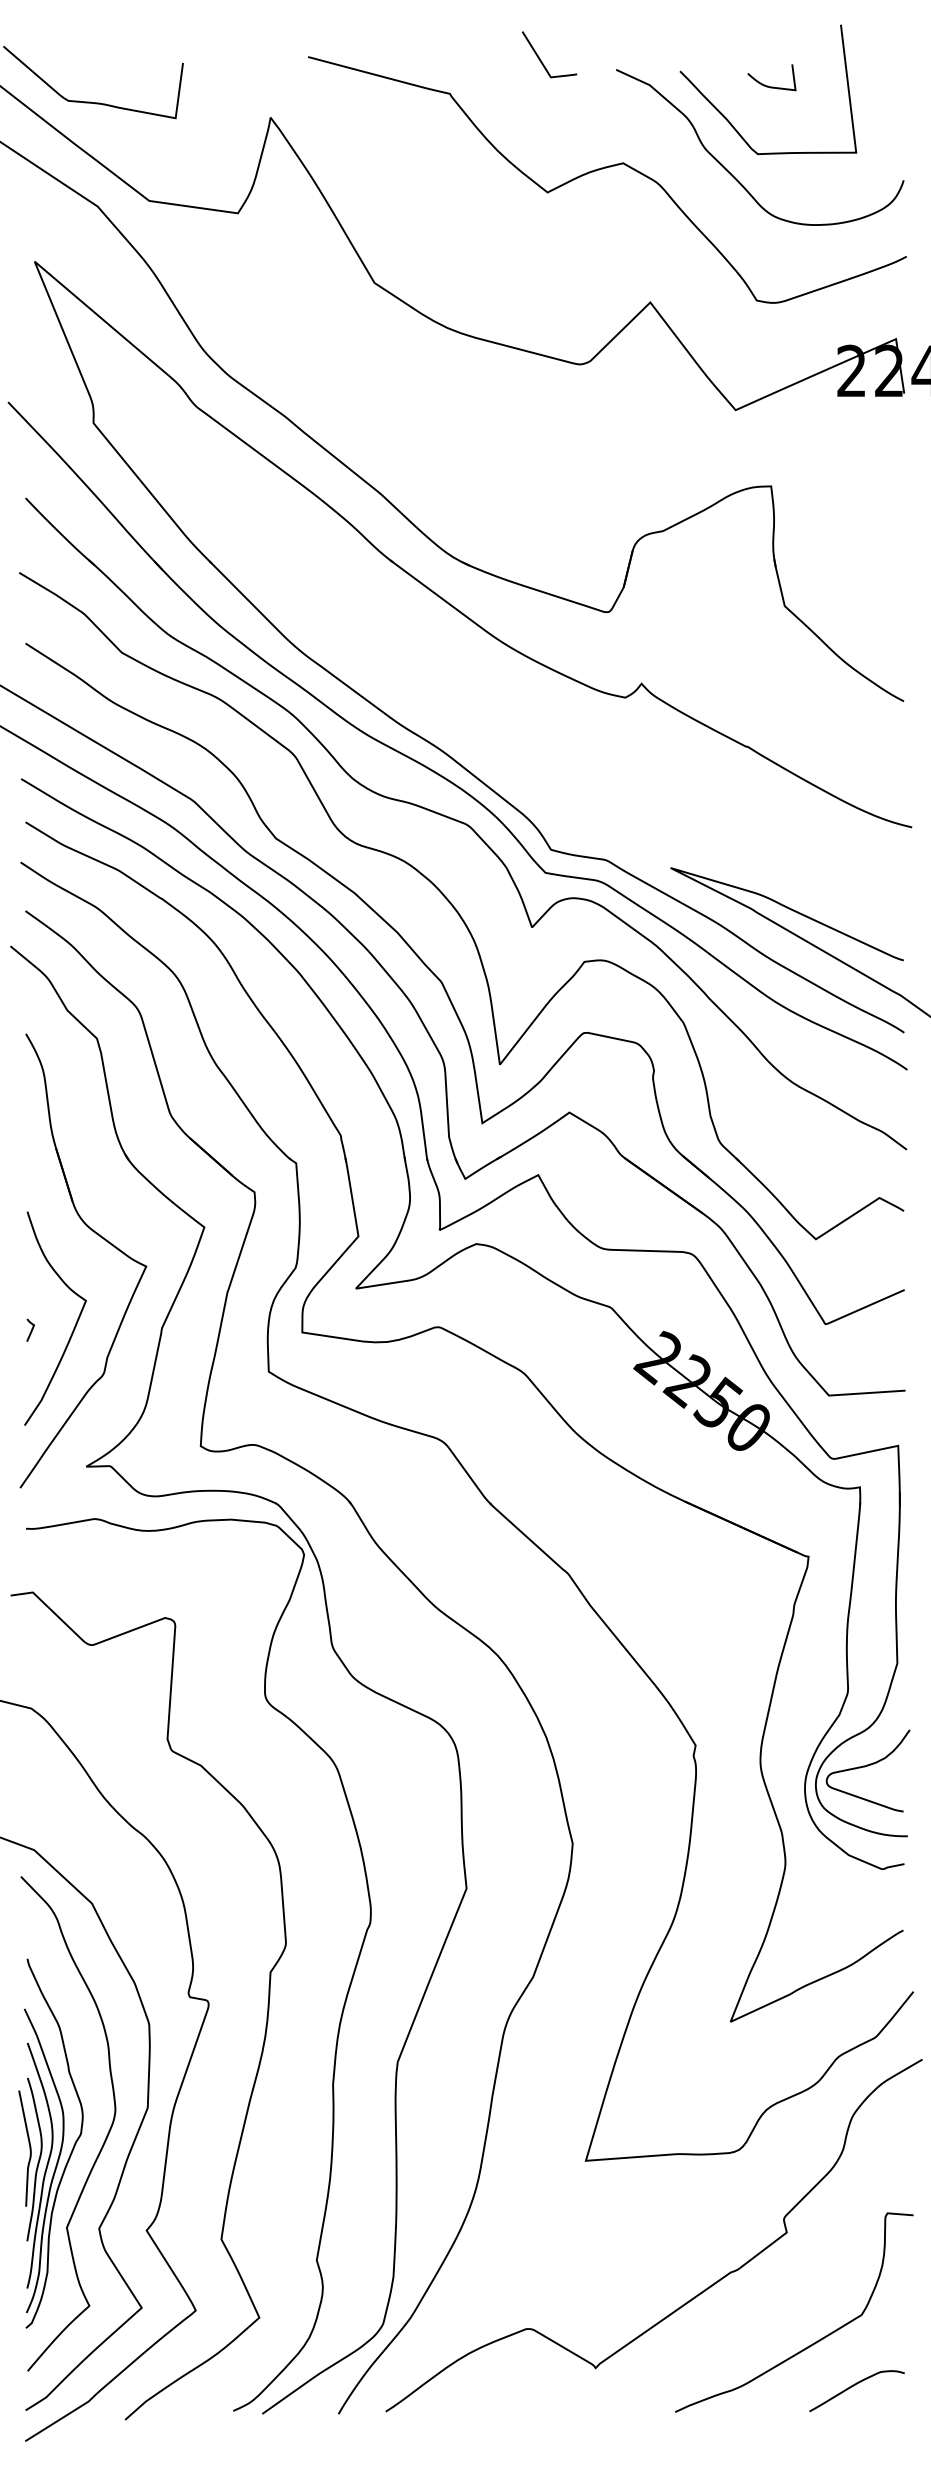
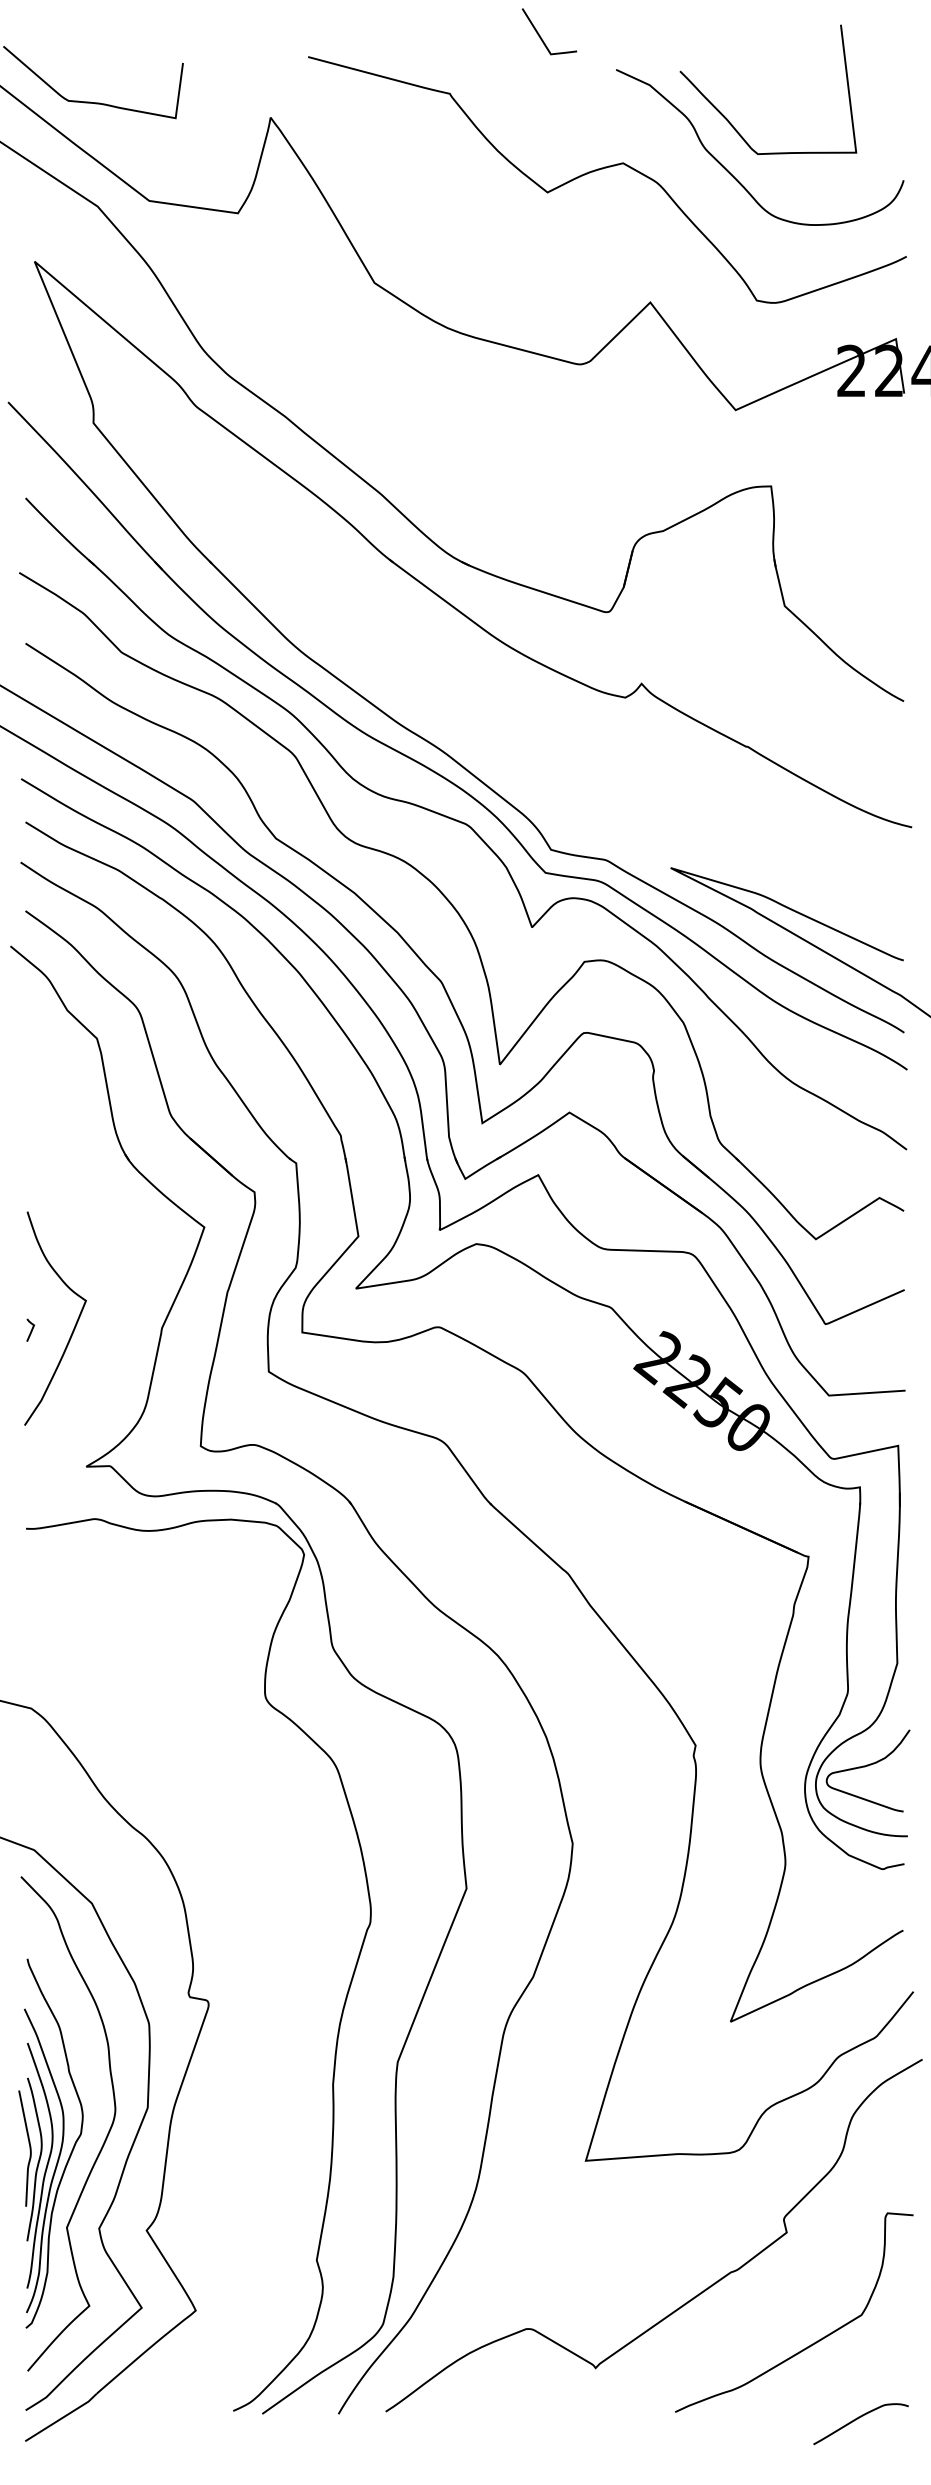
curve position: (540, 58) -> (540, 35) (540, 35)
curve: present -> none (768, 85)
part: present -> none (101, 1238)
curve: present -> none (266, 2015)
curve position: (852, 2387) -> (856, 2420) (856, 2420)
